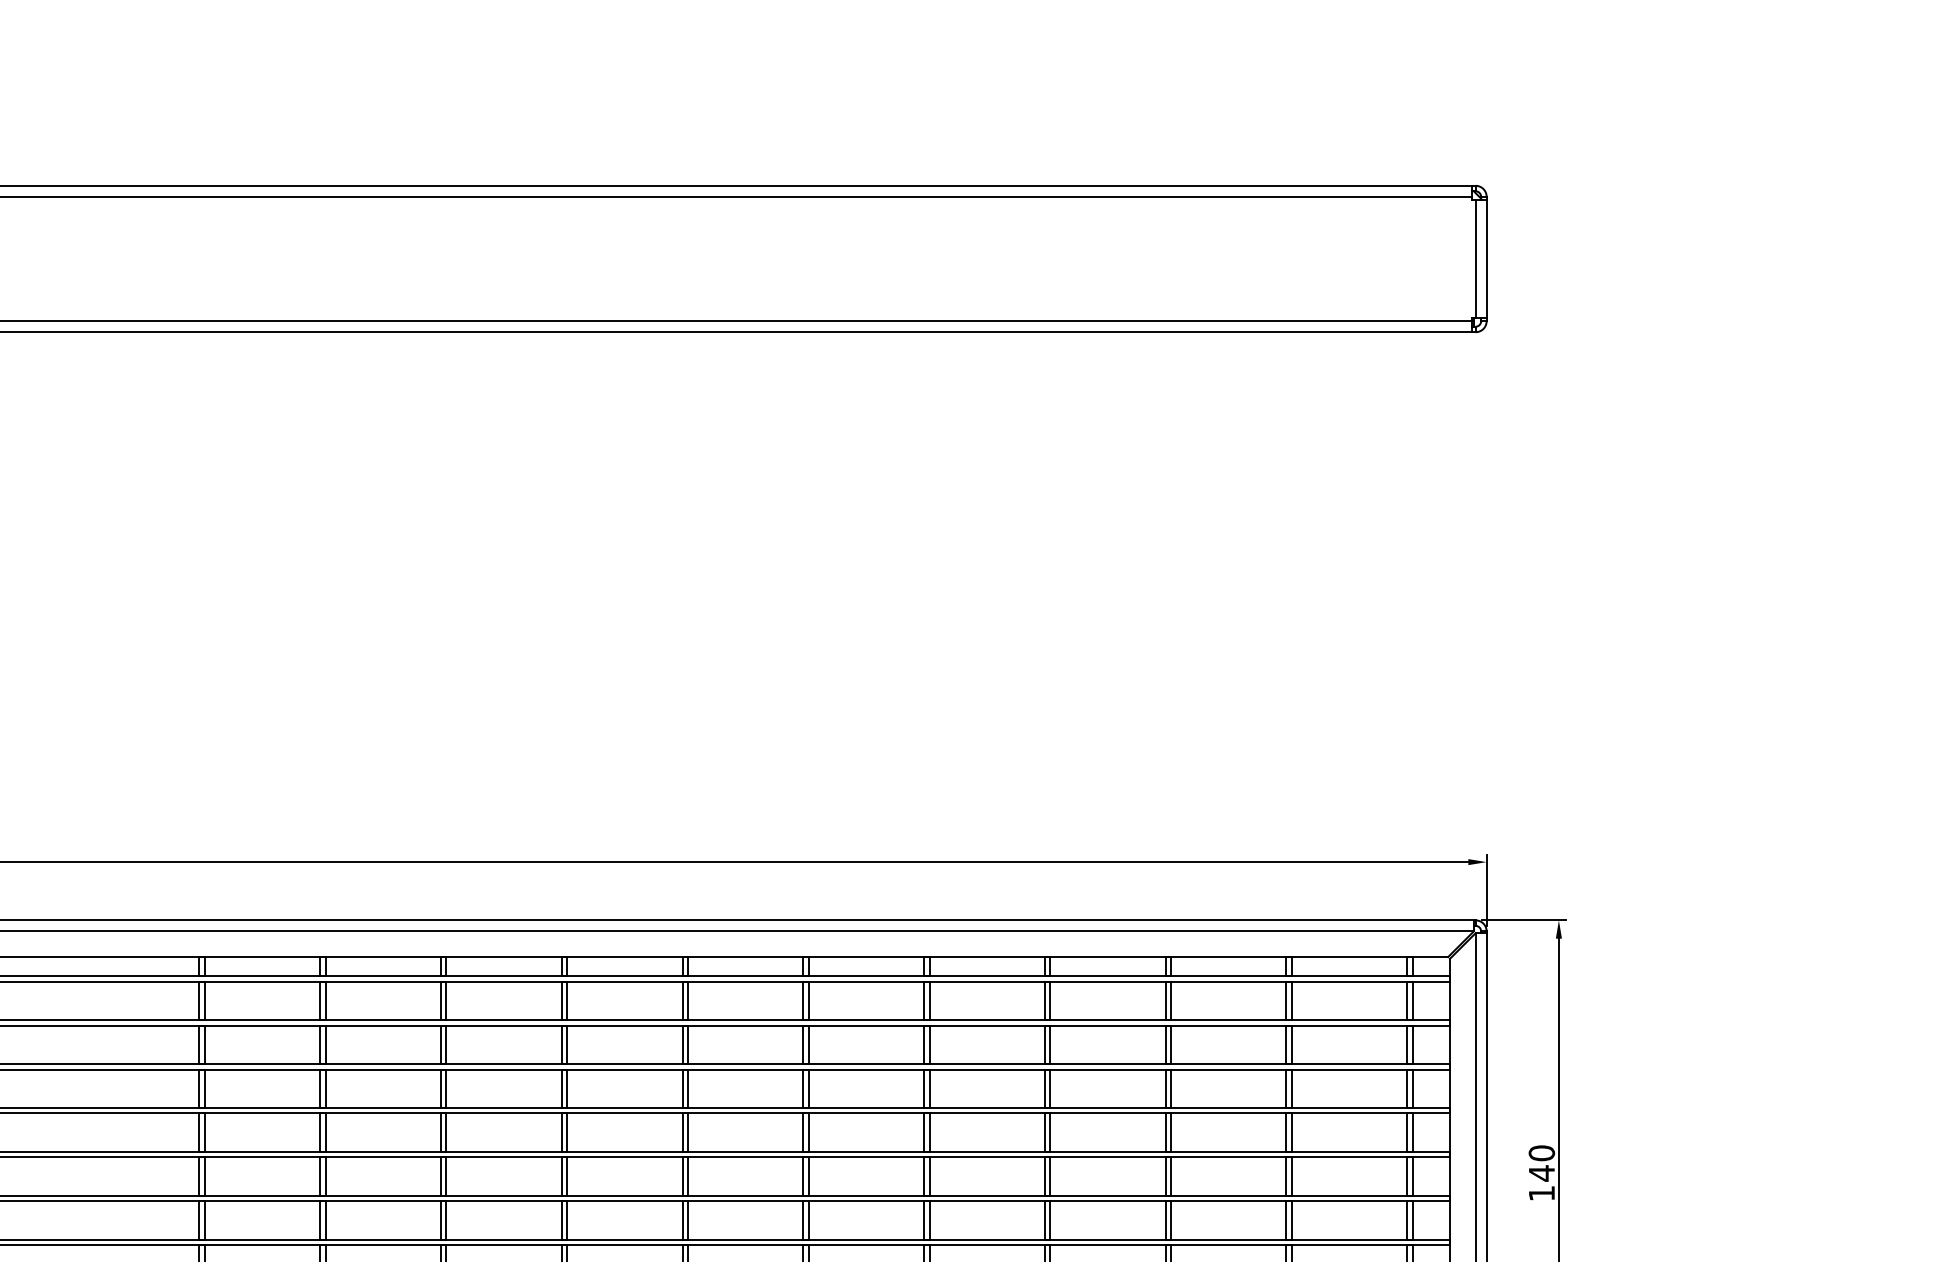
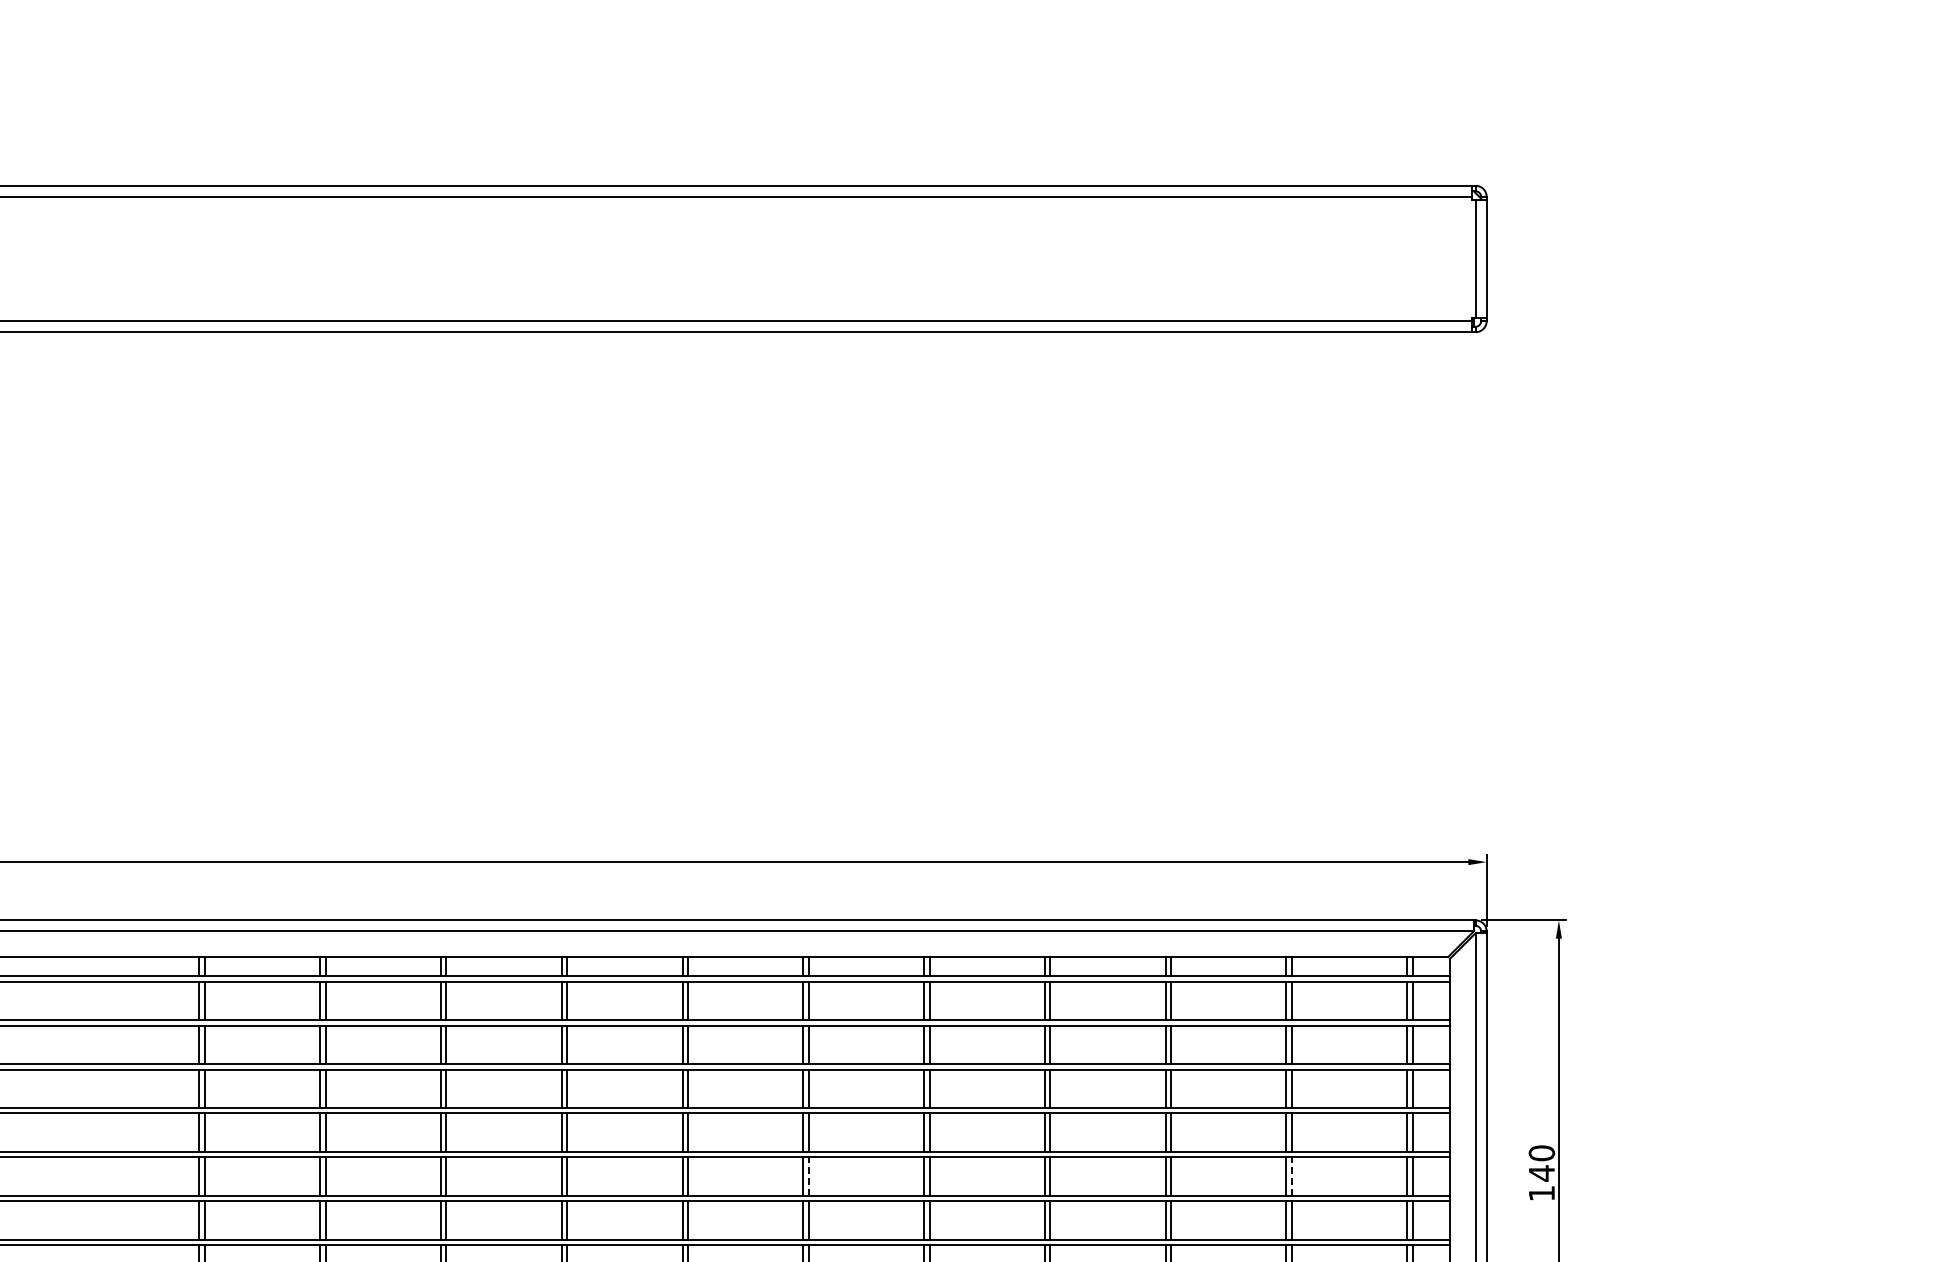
line: solid -> dashed (808, 1176)
line: solid -> dashed (1291, 1176)
